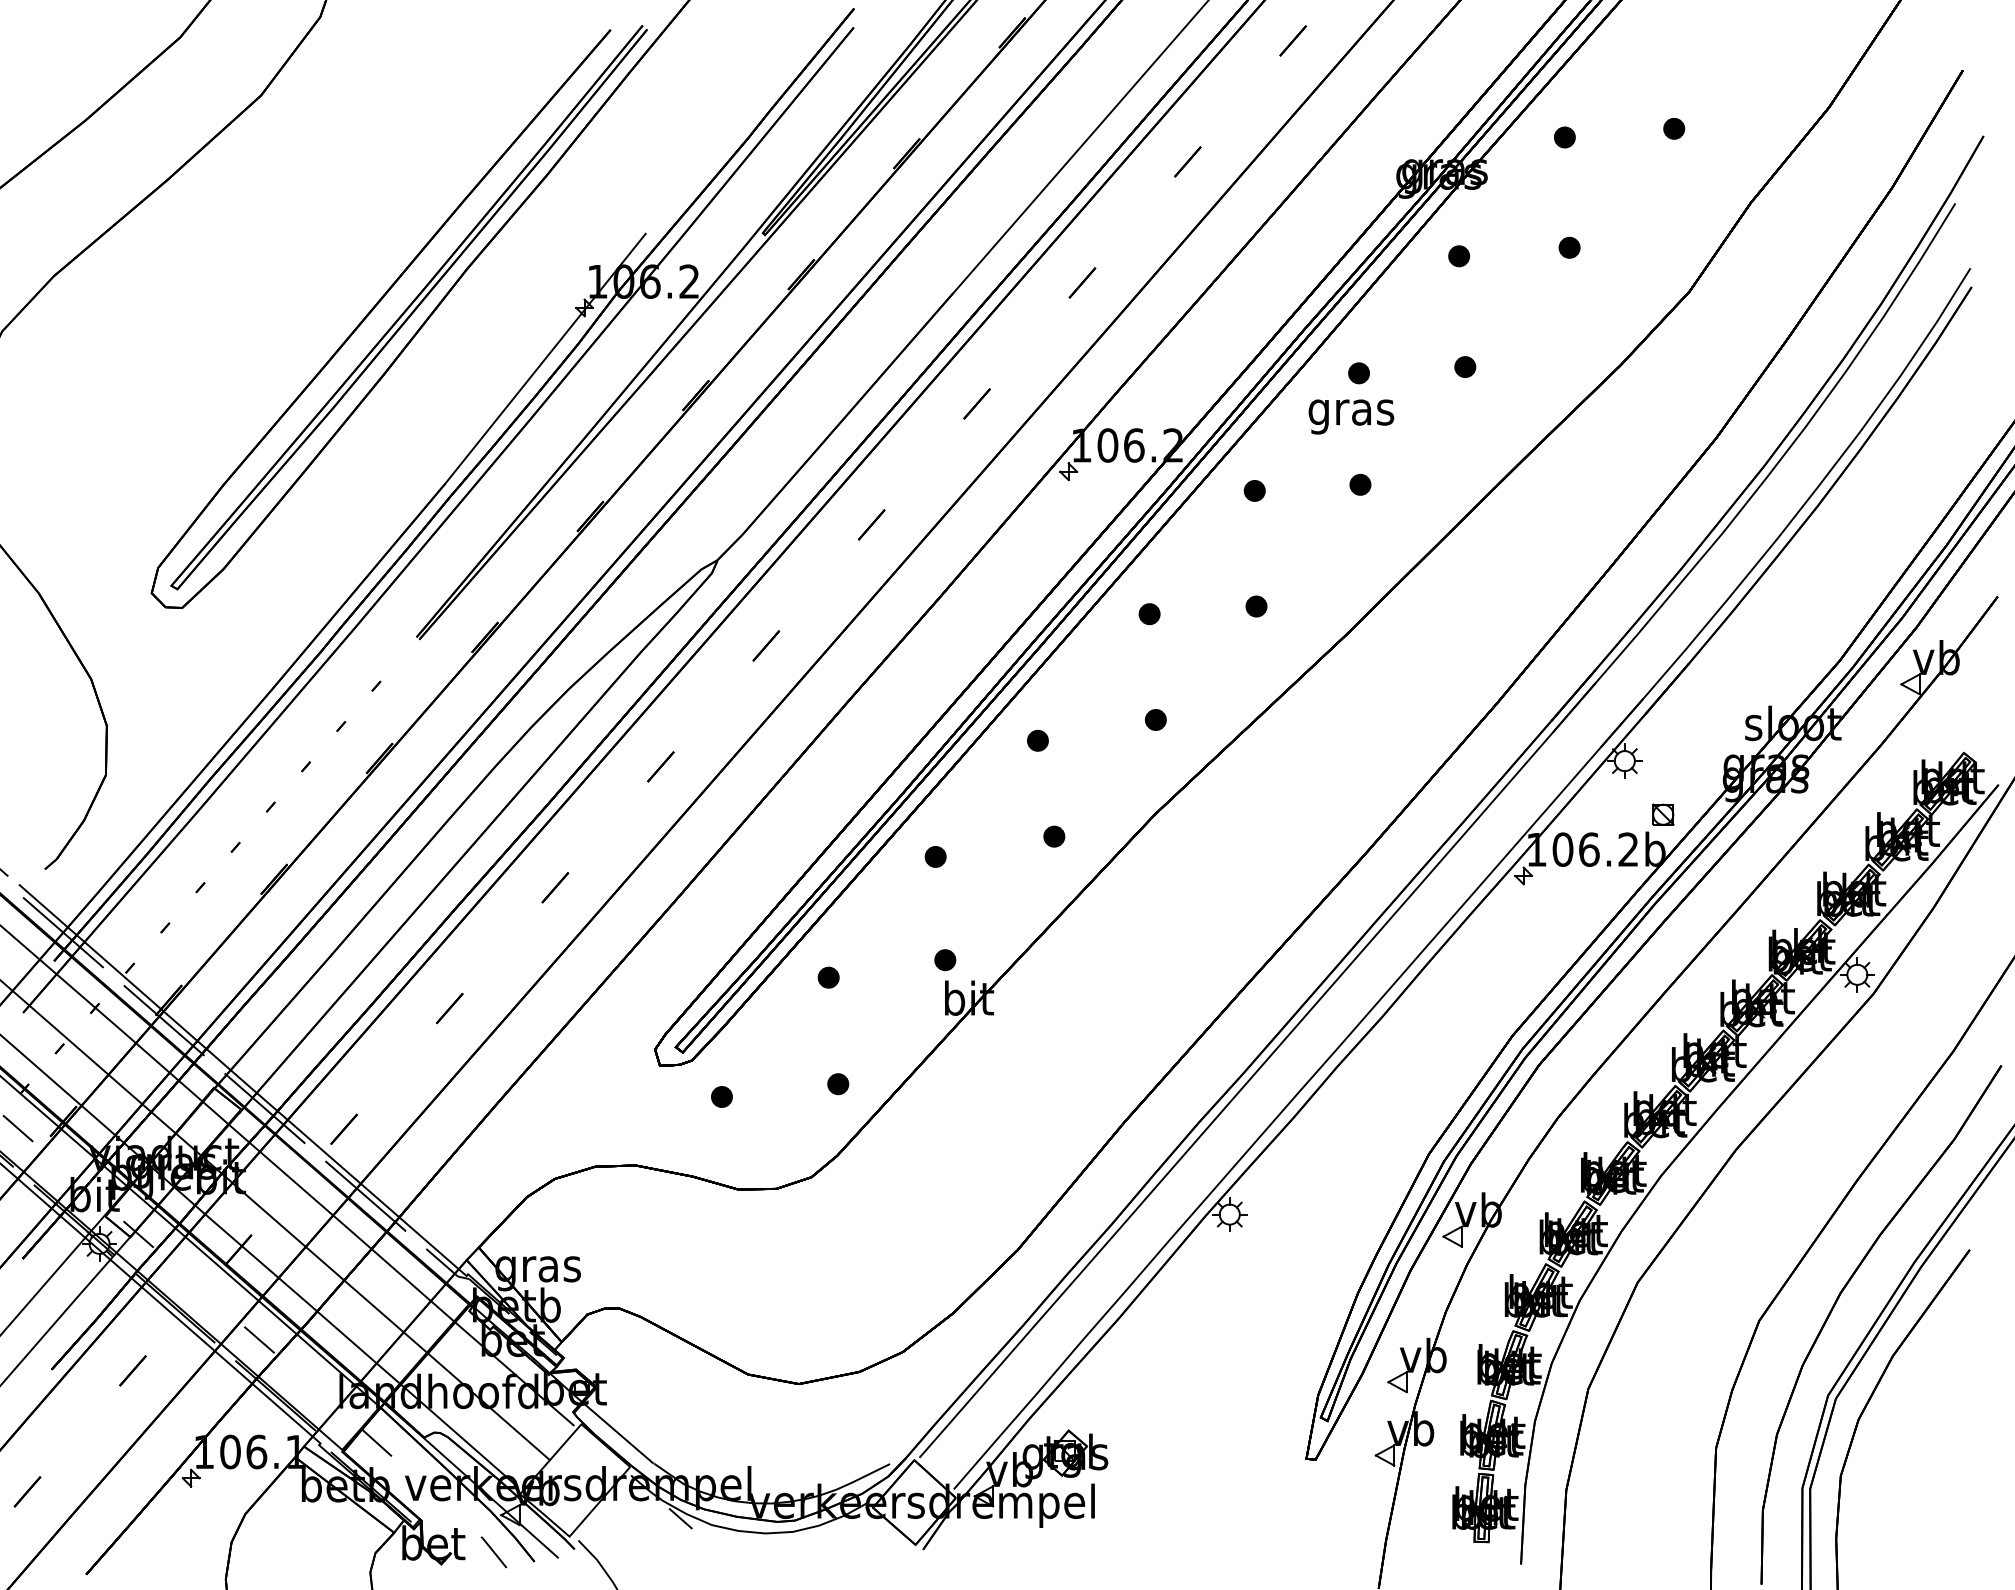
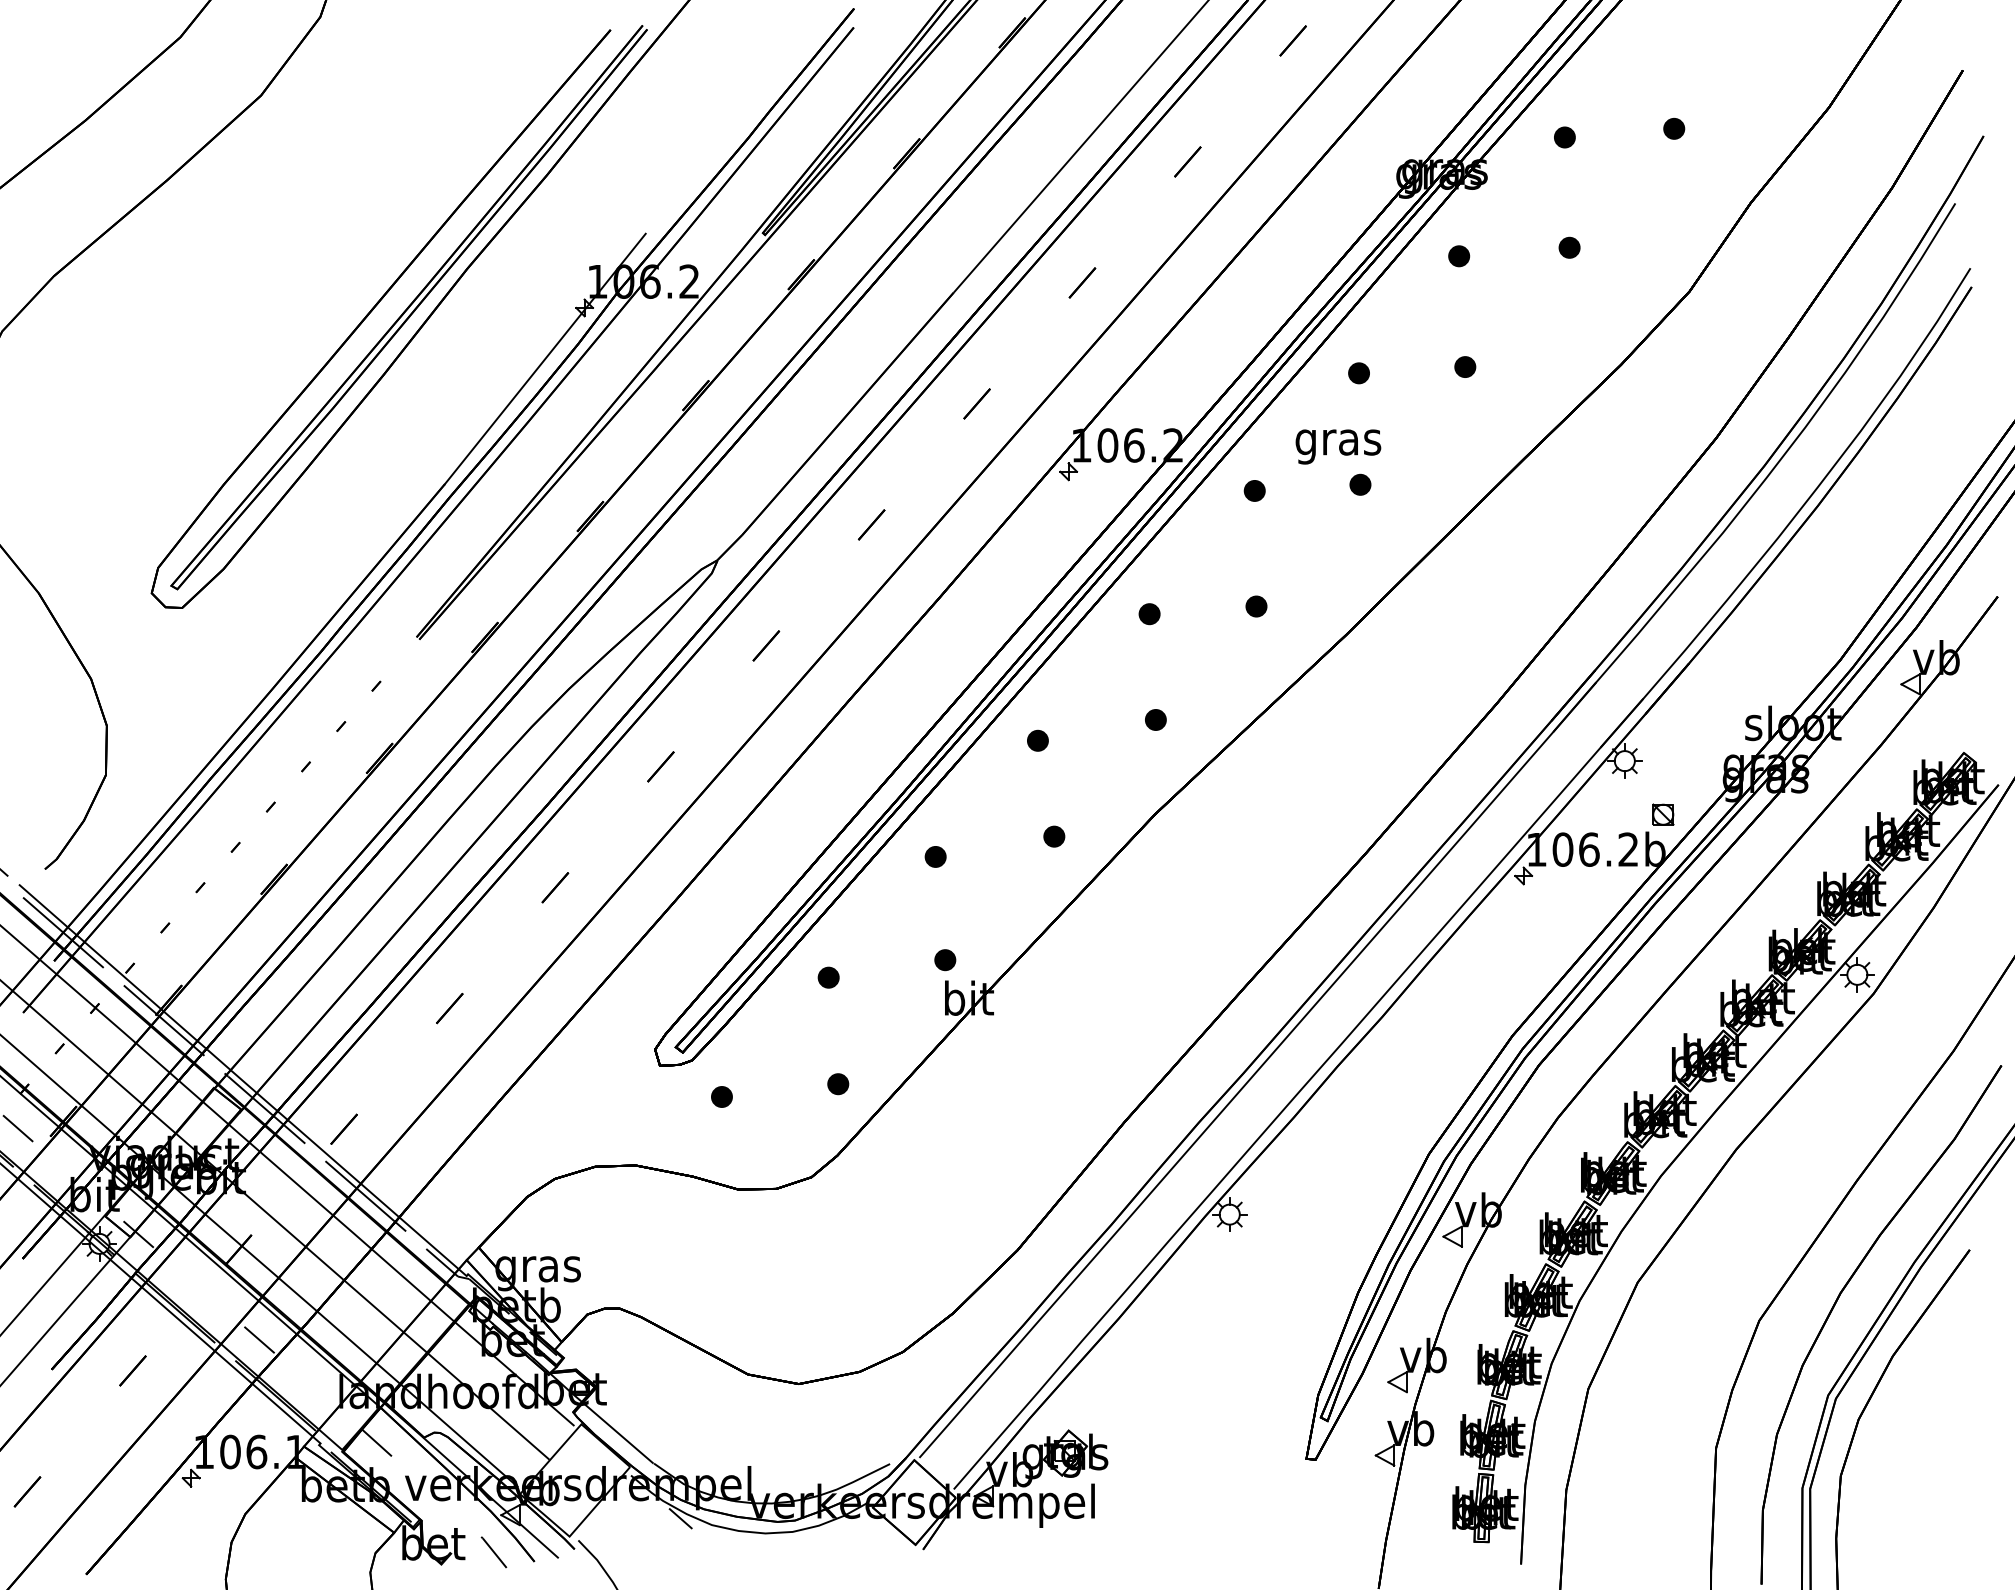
text position: (1351, 416) -> (1338, 446) (1338, 446)
